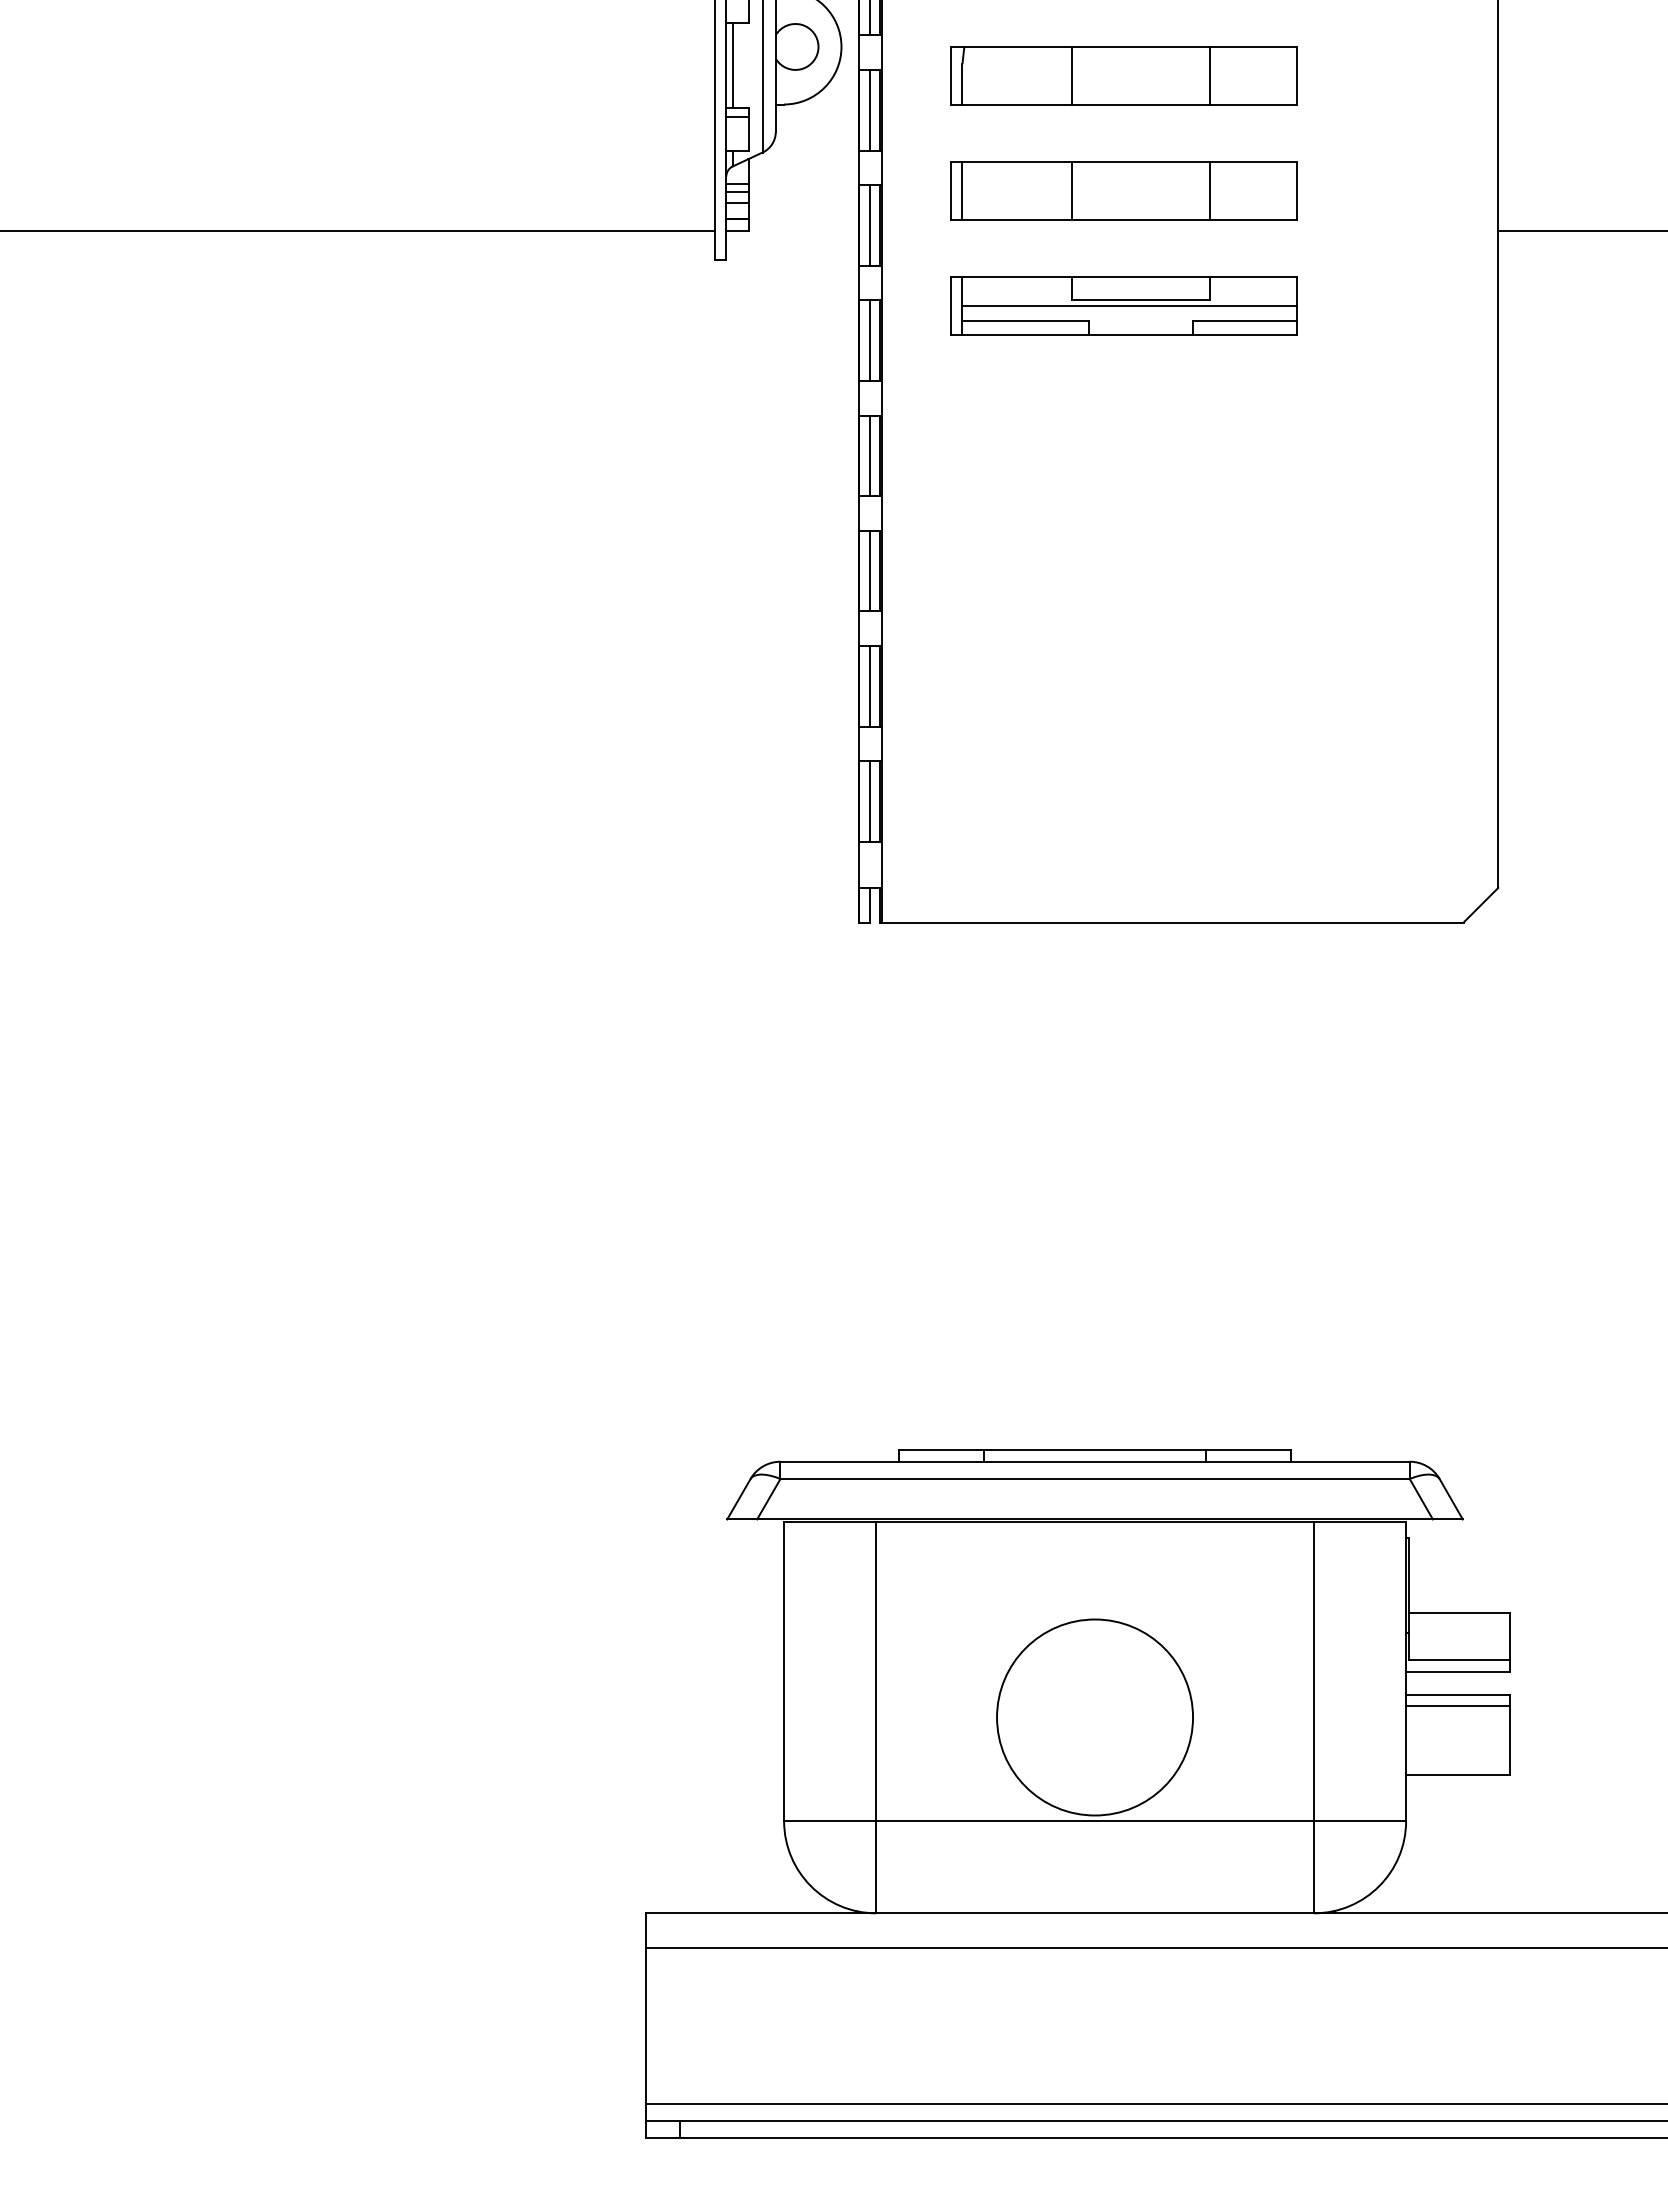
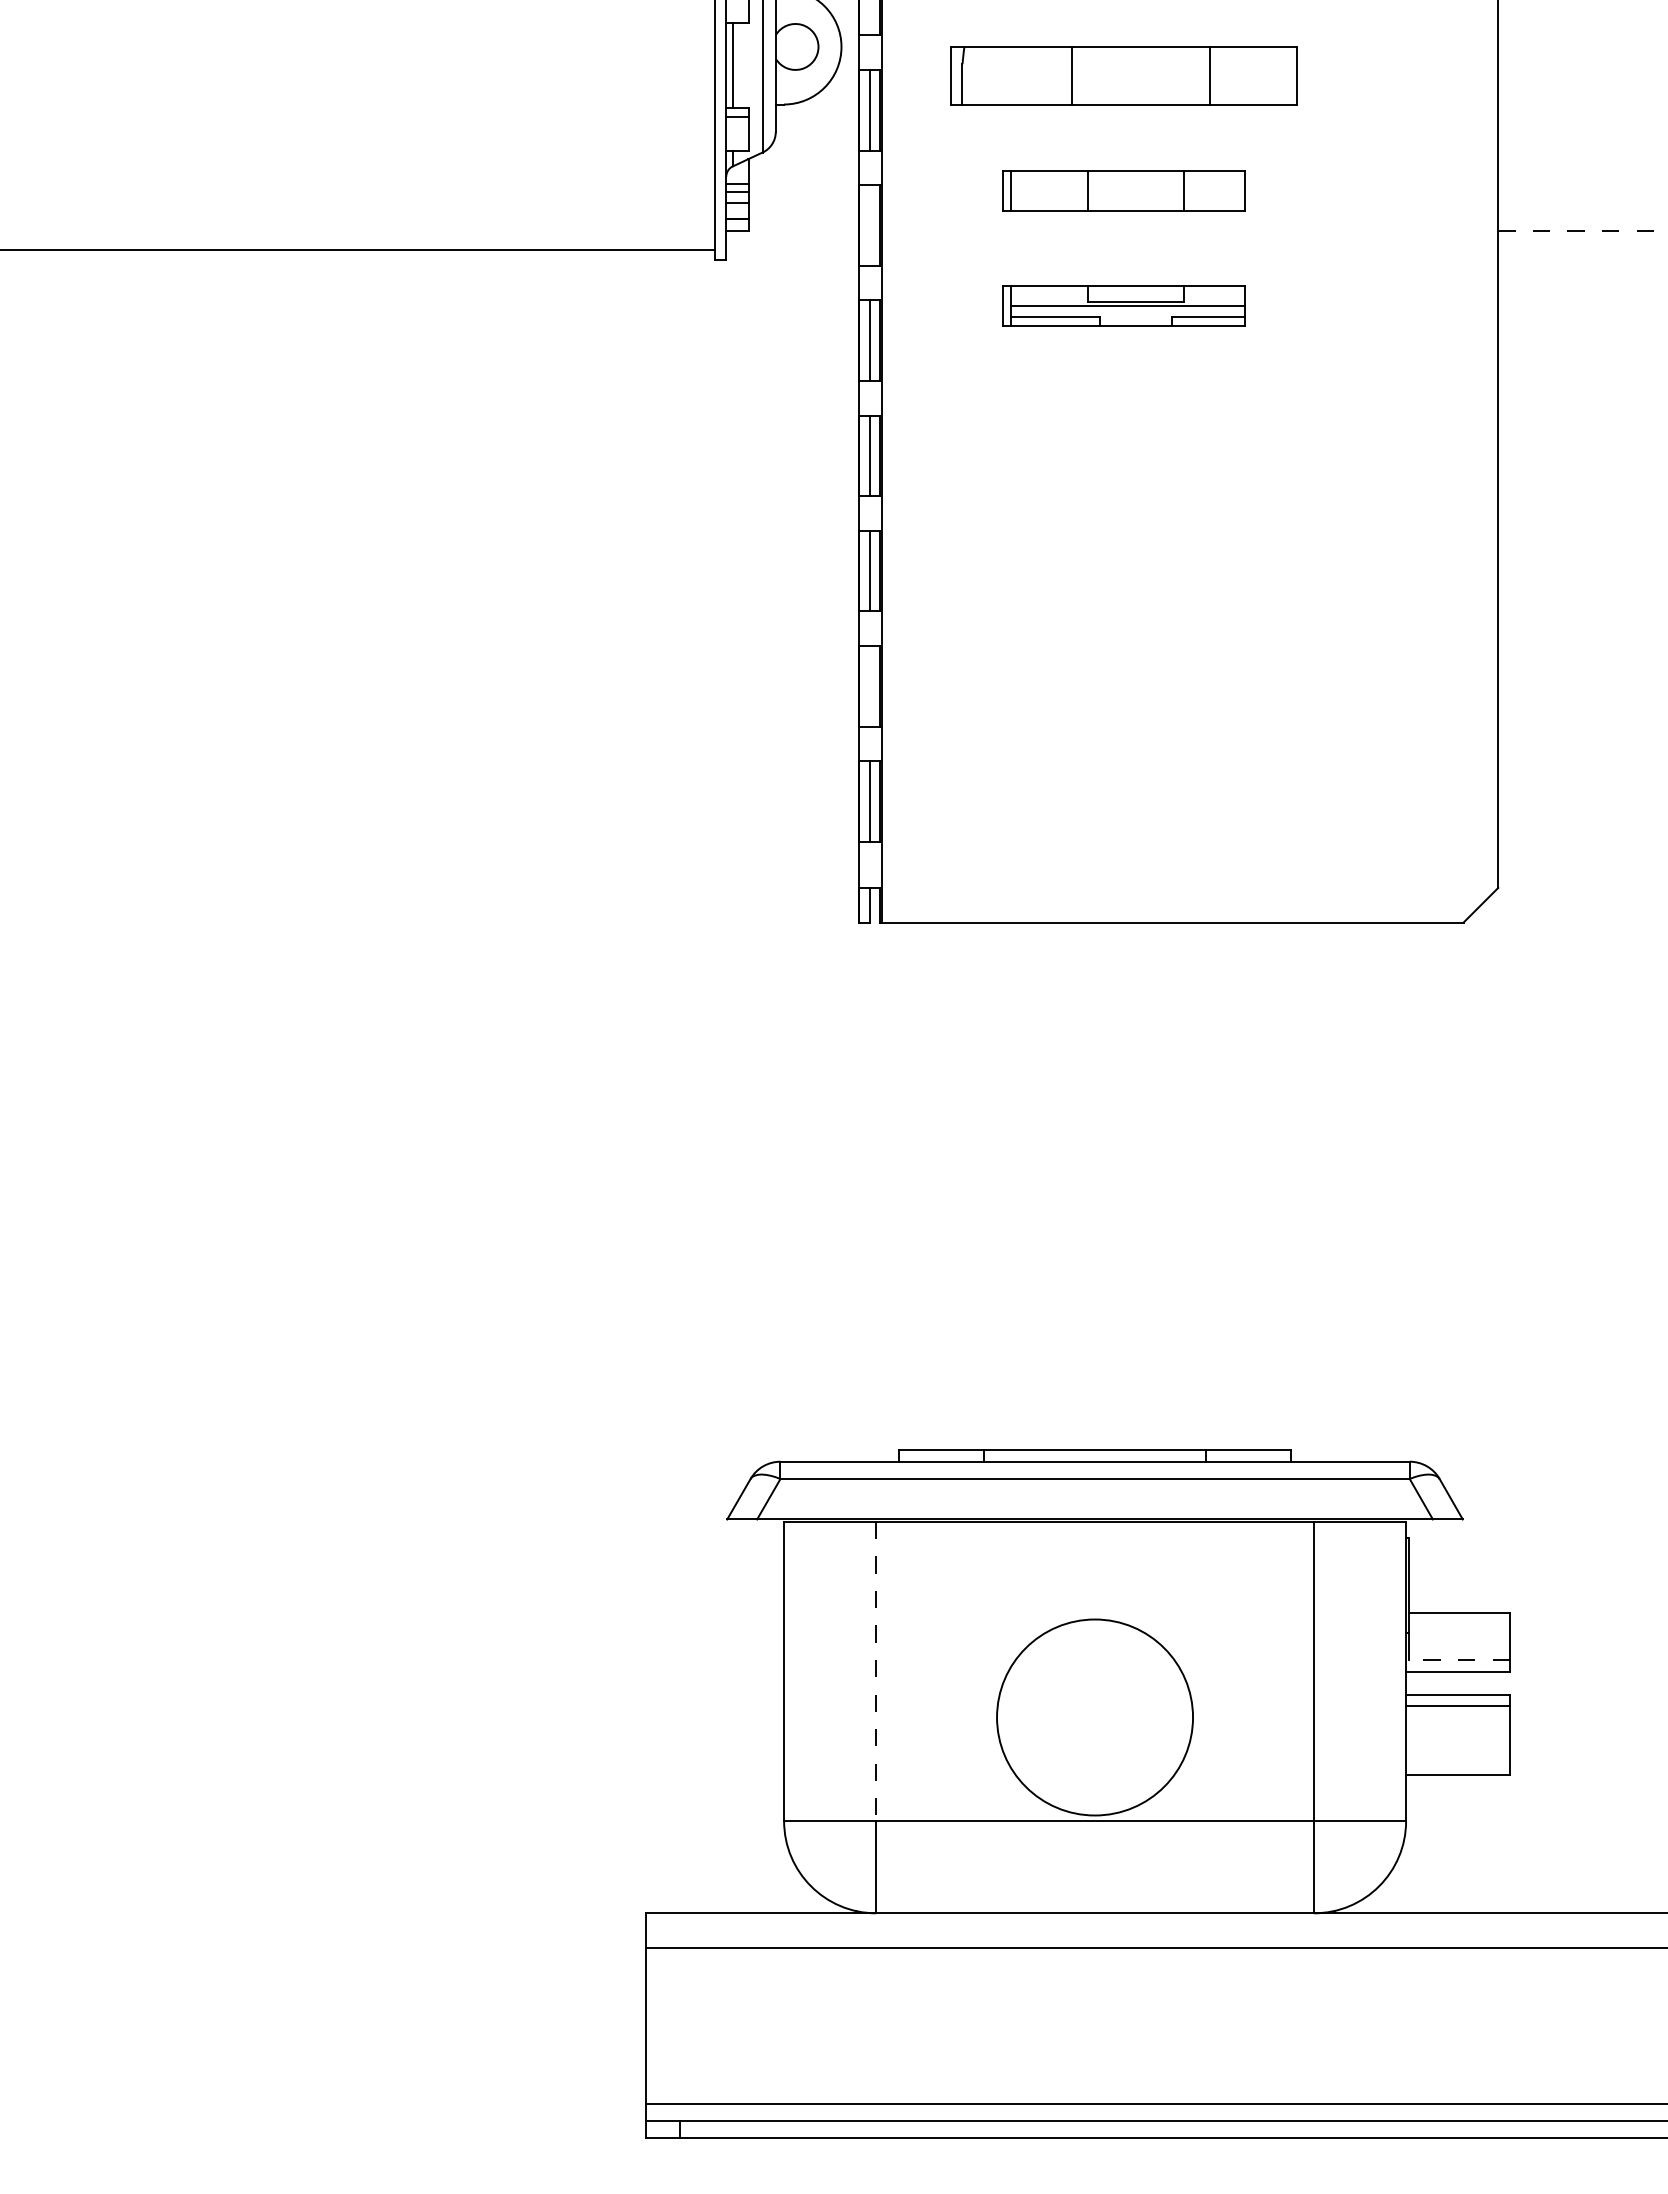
line: present -> none (870, 18)
part size: 348x60 px -> 244x42 px (1123, 190)
line: present -> none (870, 225)
line position: (358, 231) -> (358, 250) (358, 250)
line: solid -> dashed (1583, 231)
part size: 348x60 px -> 244x42 px (1123, 305)
line: present -> none (870, 685)
line: solid -> dashed (1459, 1659)
line: solid -> dashed (876, 1671)
